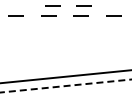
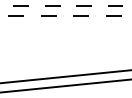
line: none -> present (20, 5)
line: none -> present (115, 5)
line: dashed -> solid (65, 86)
